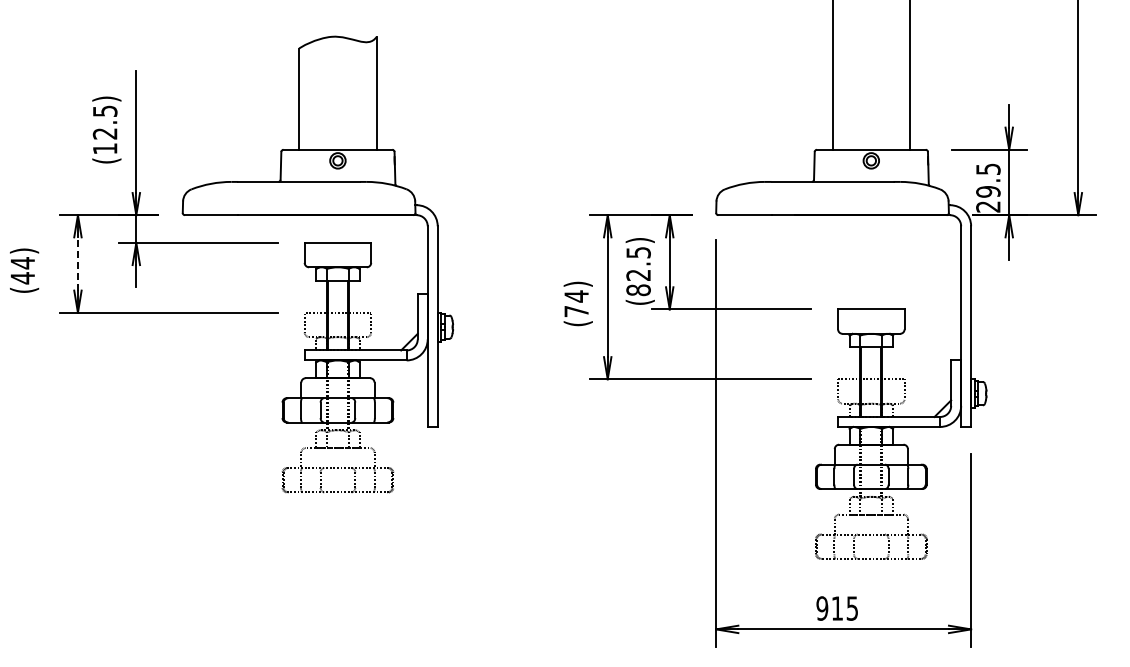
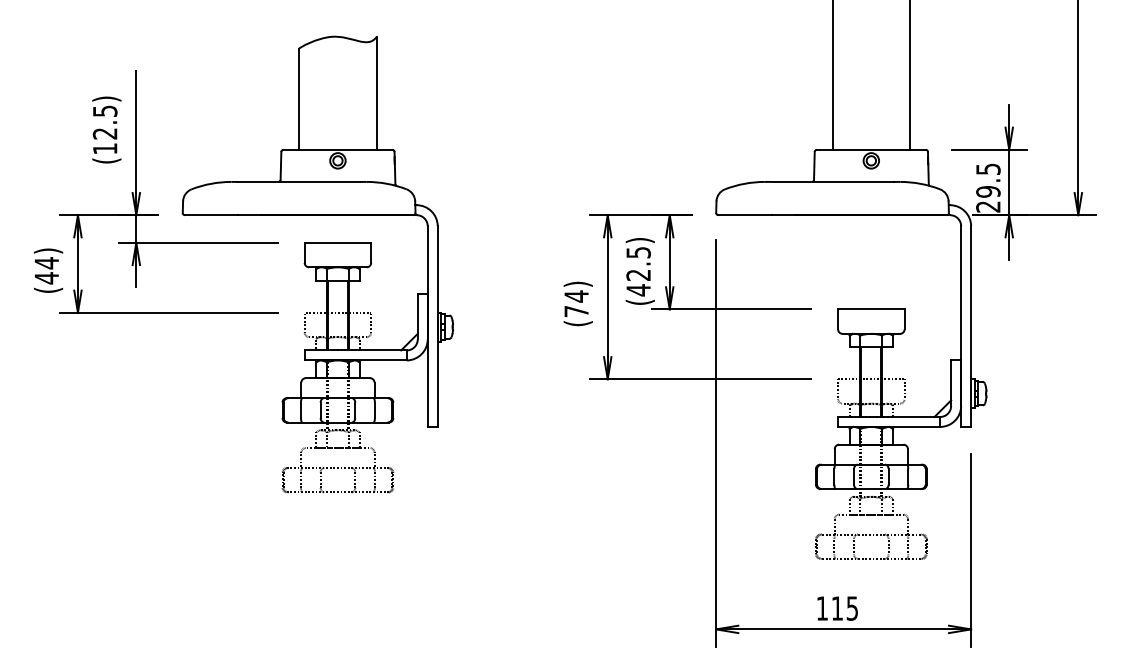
line: dashed -> solid (77, 263)
text position: (24, 270) -> (48, 270) (48, 270)
text: (82.5) -> (42.5) (638, 290)
text: 915 -> 115 (822, 608)
